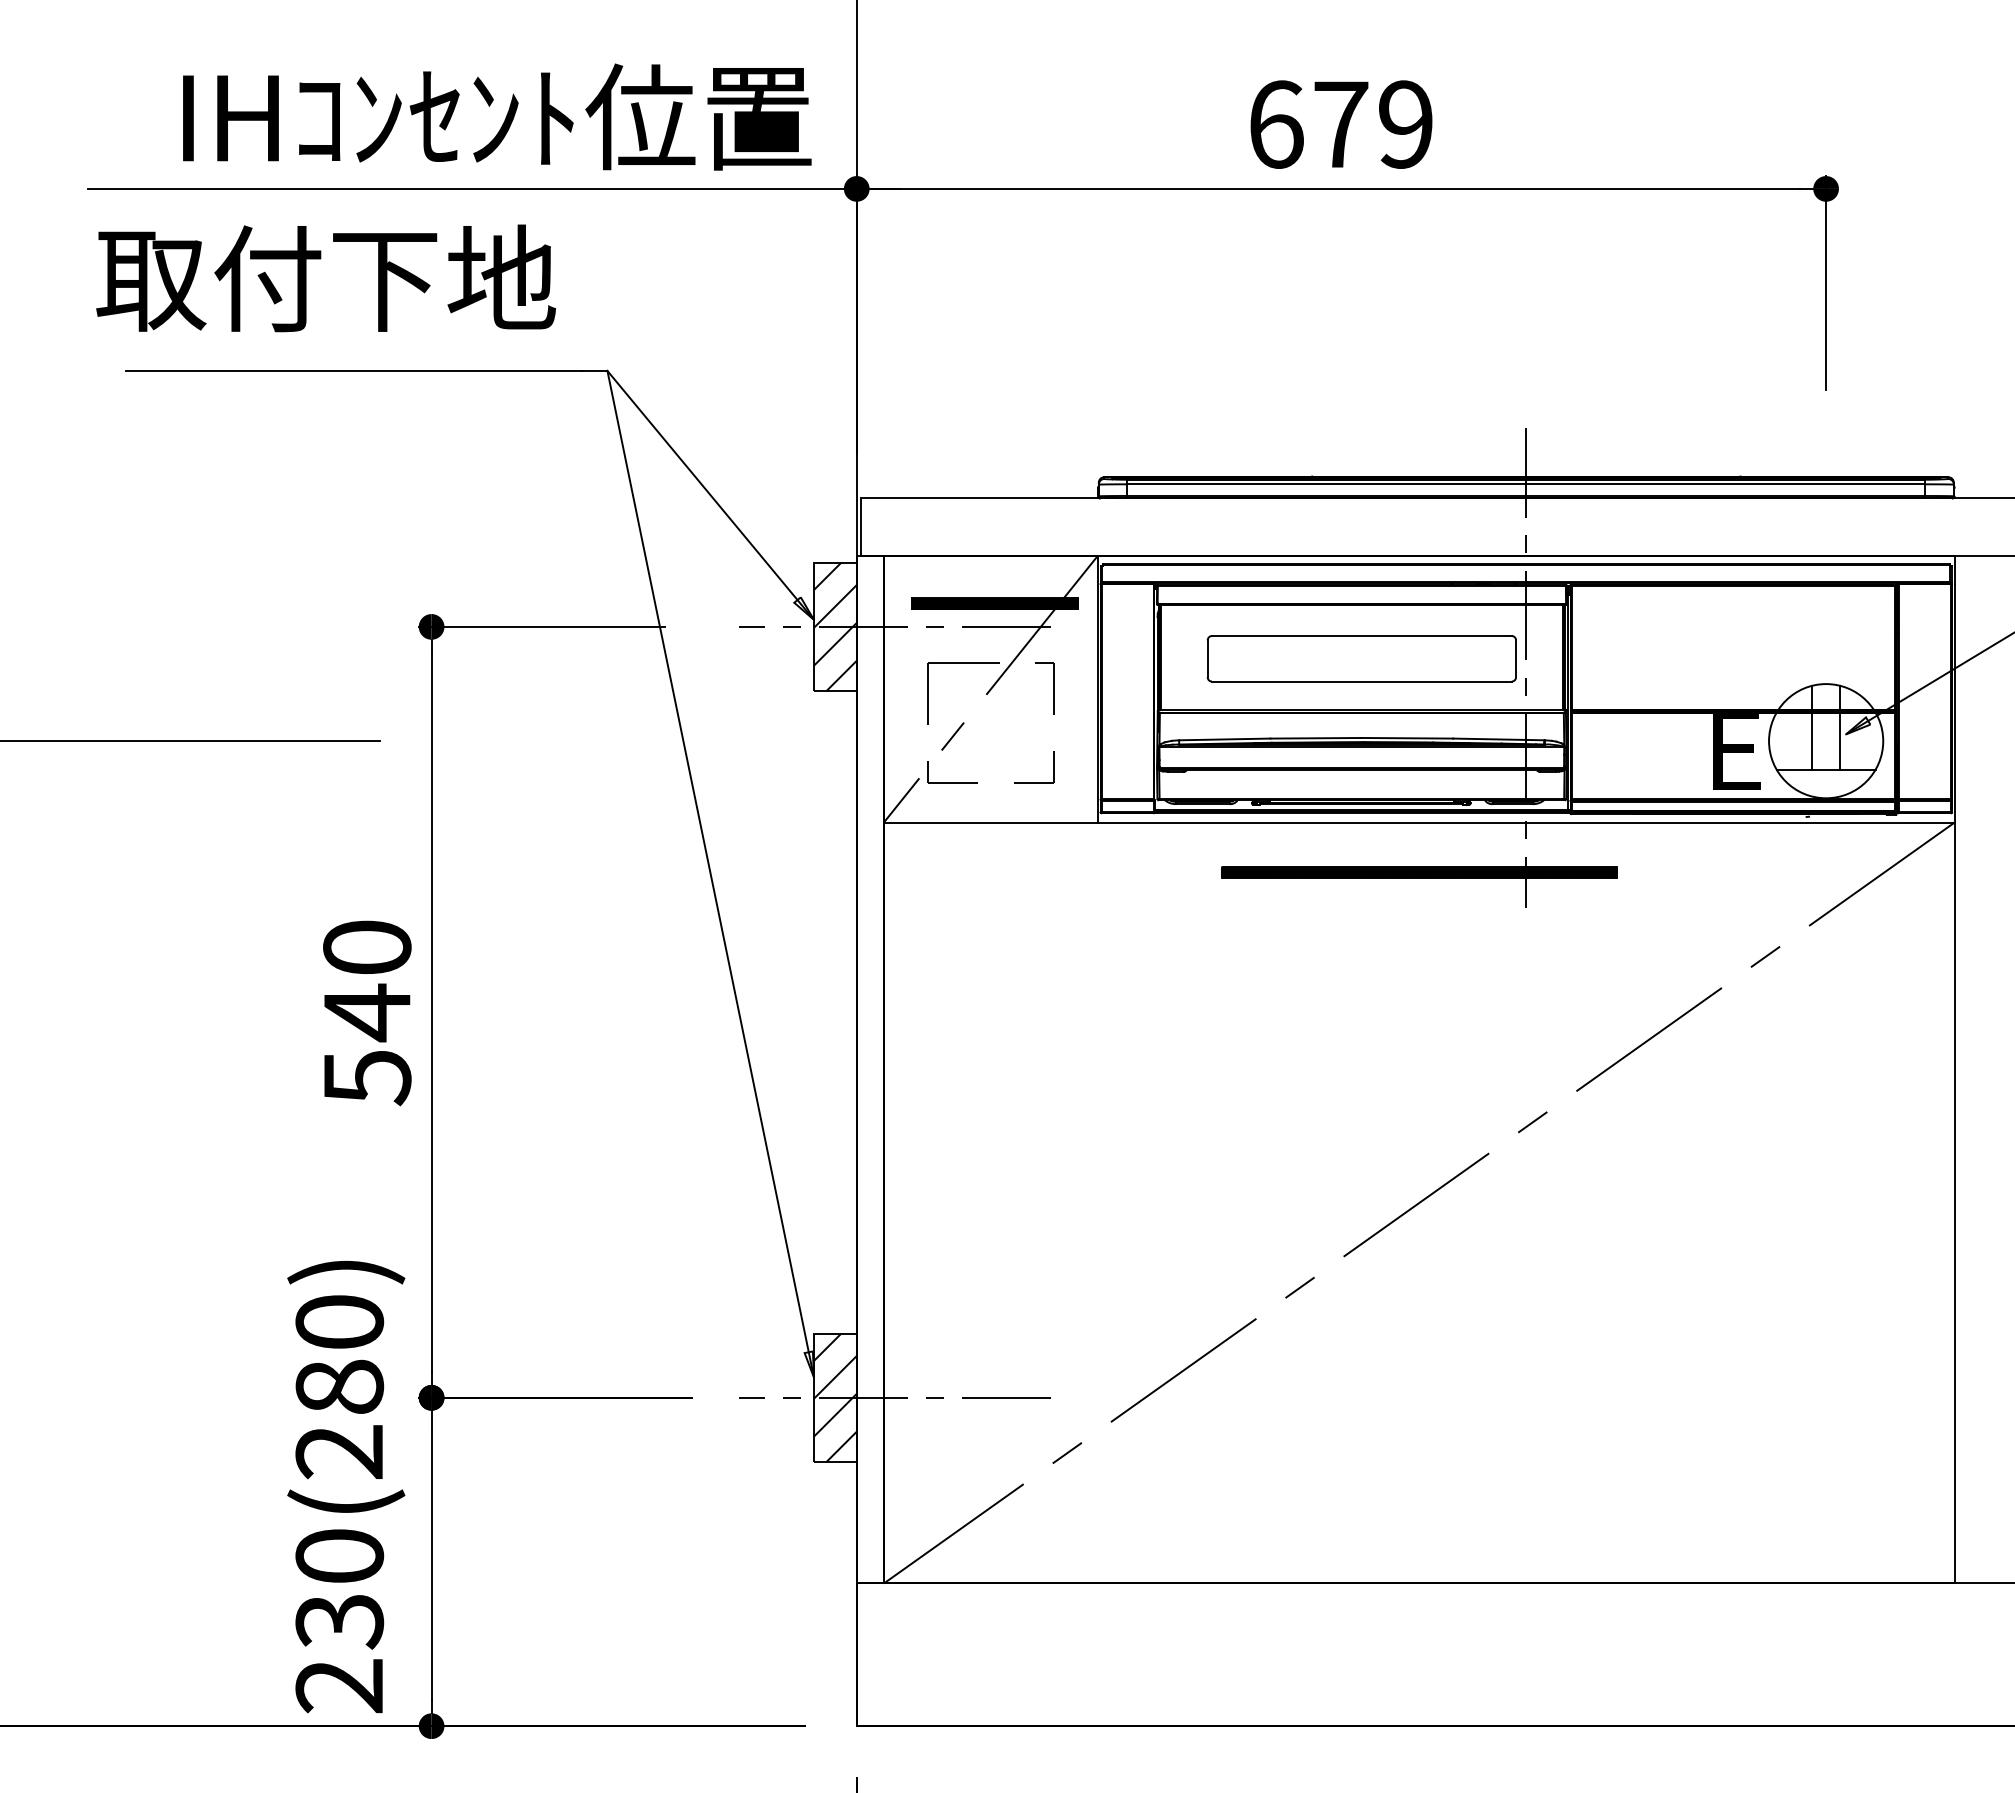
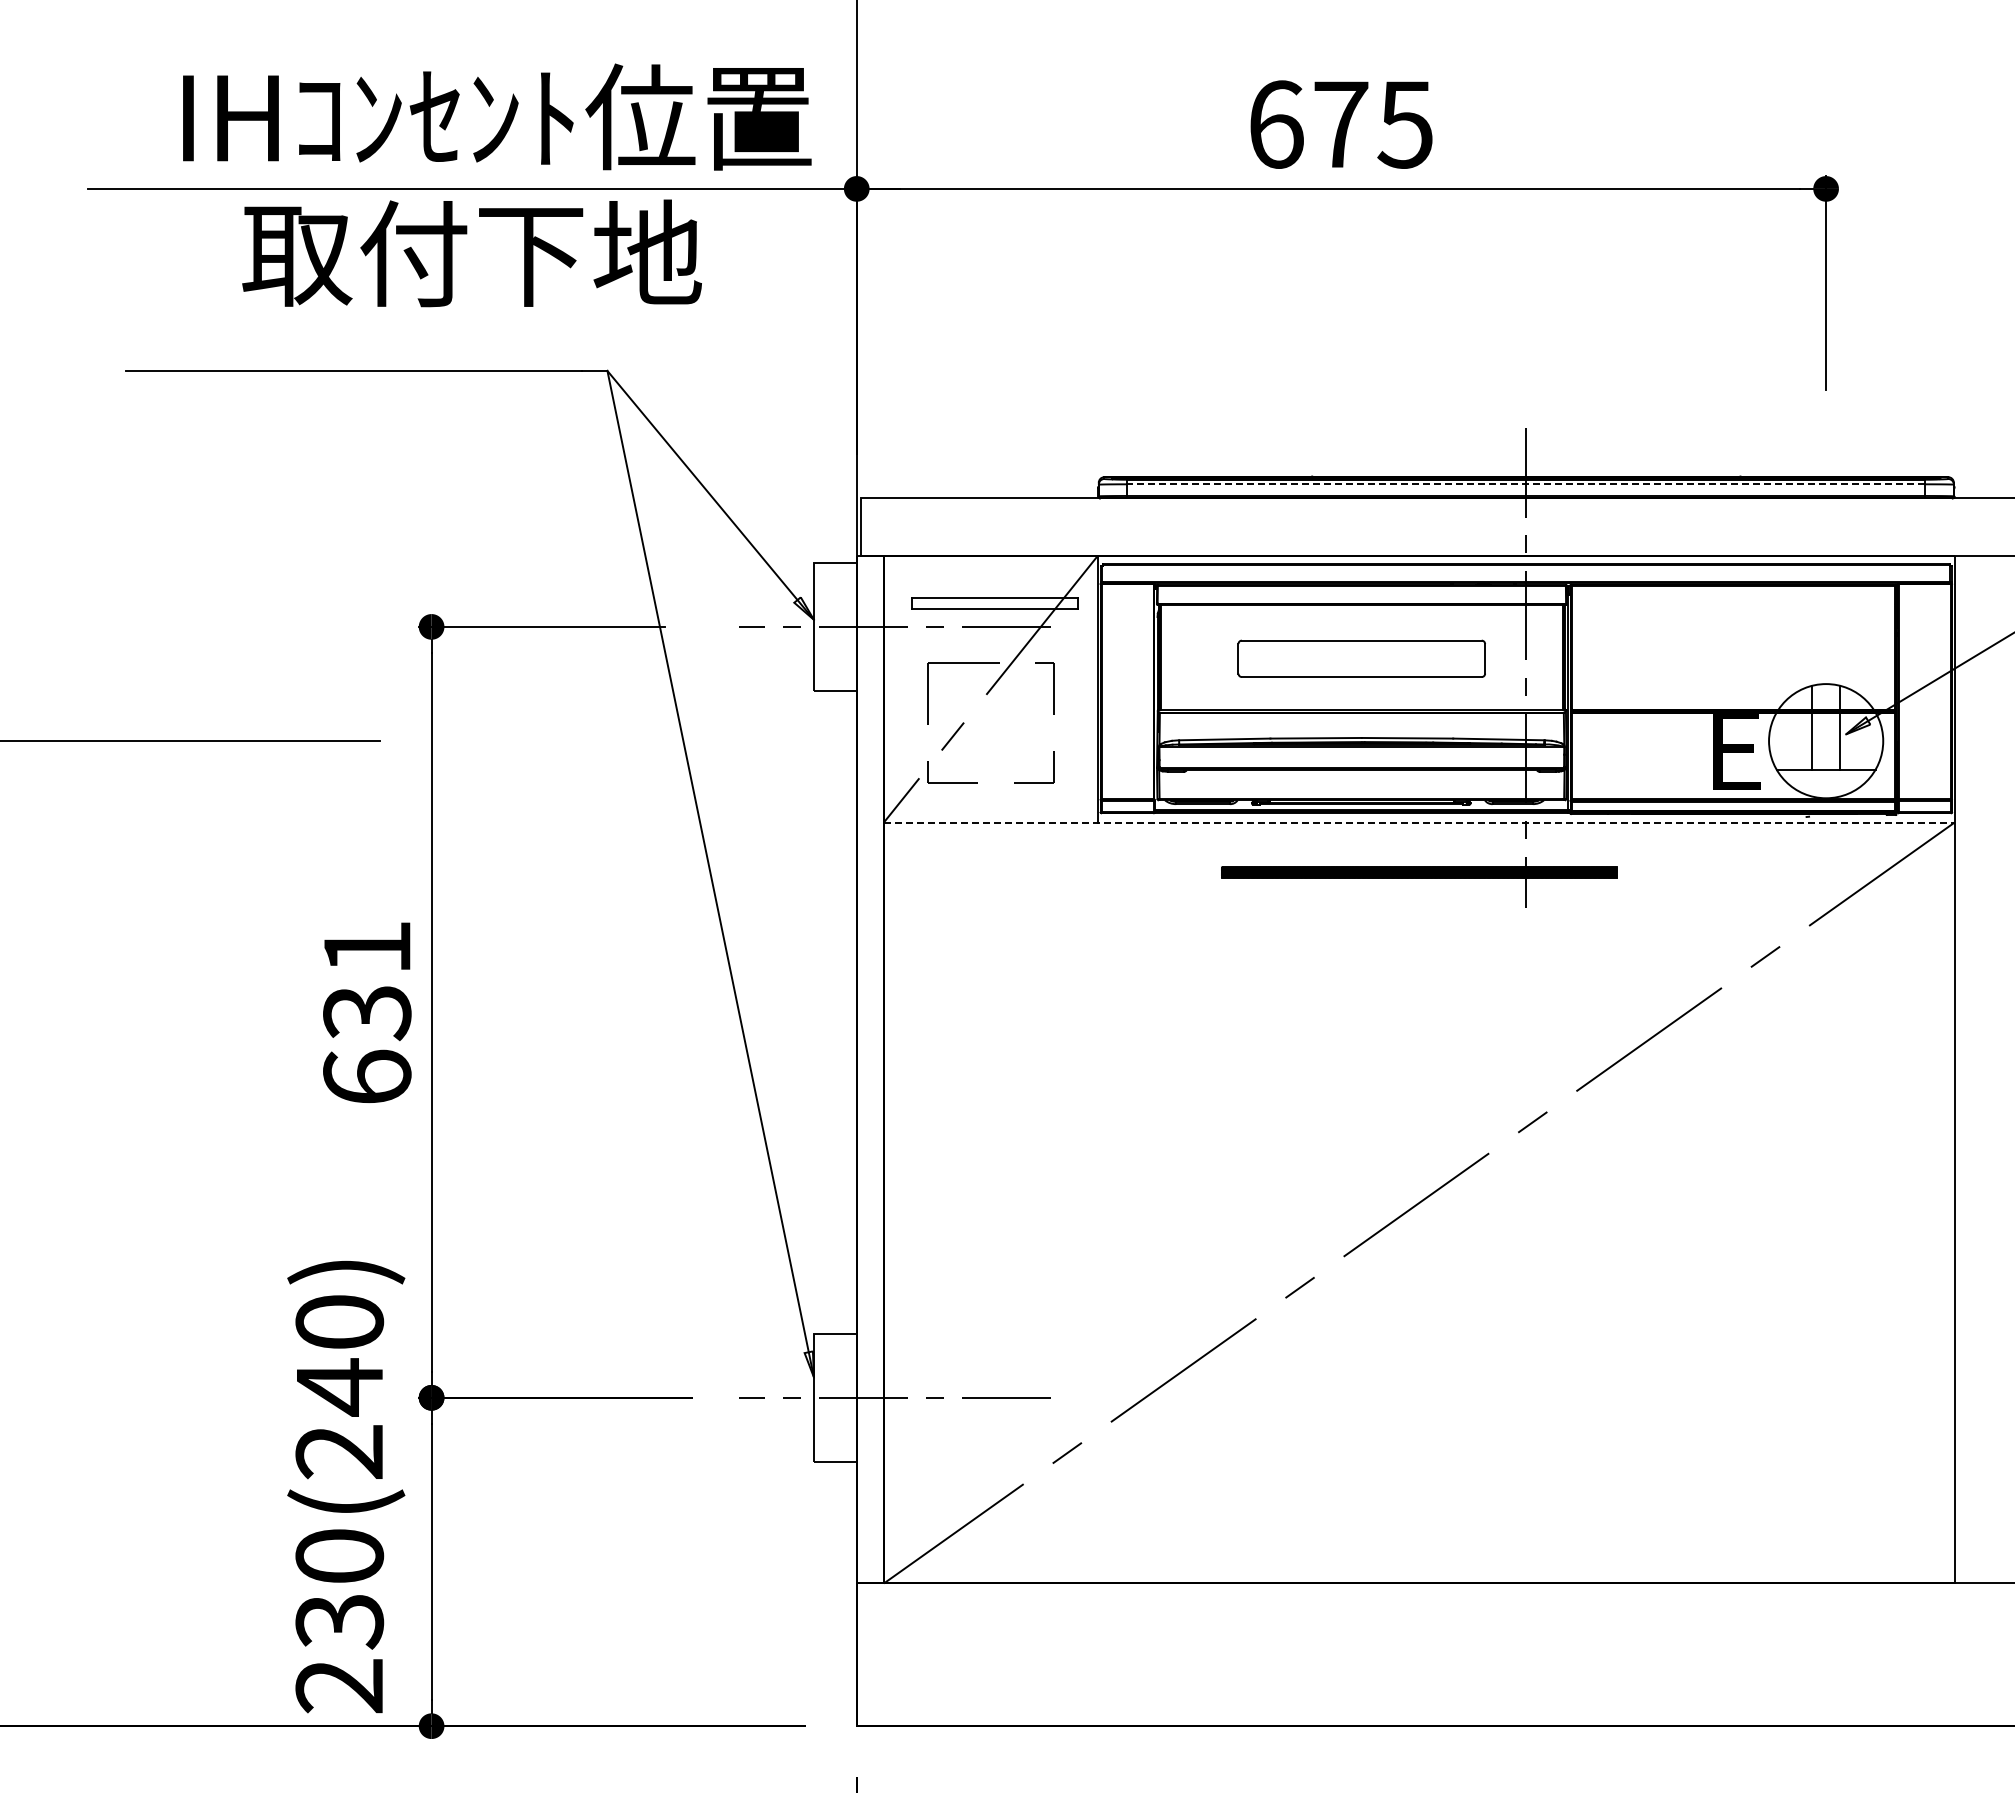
text: 679 -> 675 (1404, 124)
text position: (325, 278) -> (471, 253) (471, 253)
line: solid -> dashed (1525, 484)
hatch: present -> none (995, 603)
hatch: present -> none (834, 626)
part size: 311x48 px -> 249x39 px (1361, 658)
line: solid -> dashed (1419, 822)
text: 540 -> 631 (367, 1013)
text: 230(280) -> 230(240) (339, 1387)
hatch: present -> none (834, 1397)
